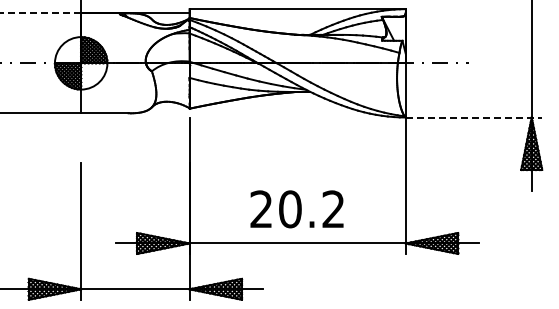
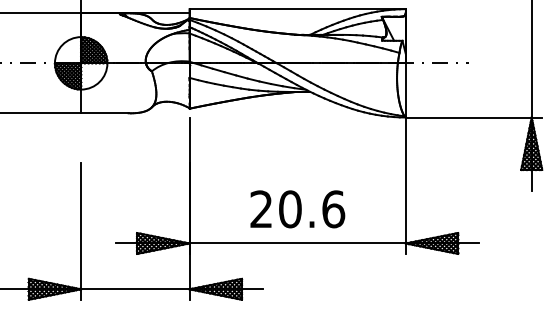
line: dashed -> solid (40, 13)
line: dashed -> solid (474, 117)
text: 20.2 -> 20.6 (333, 209)
